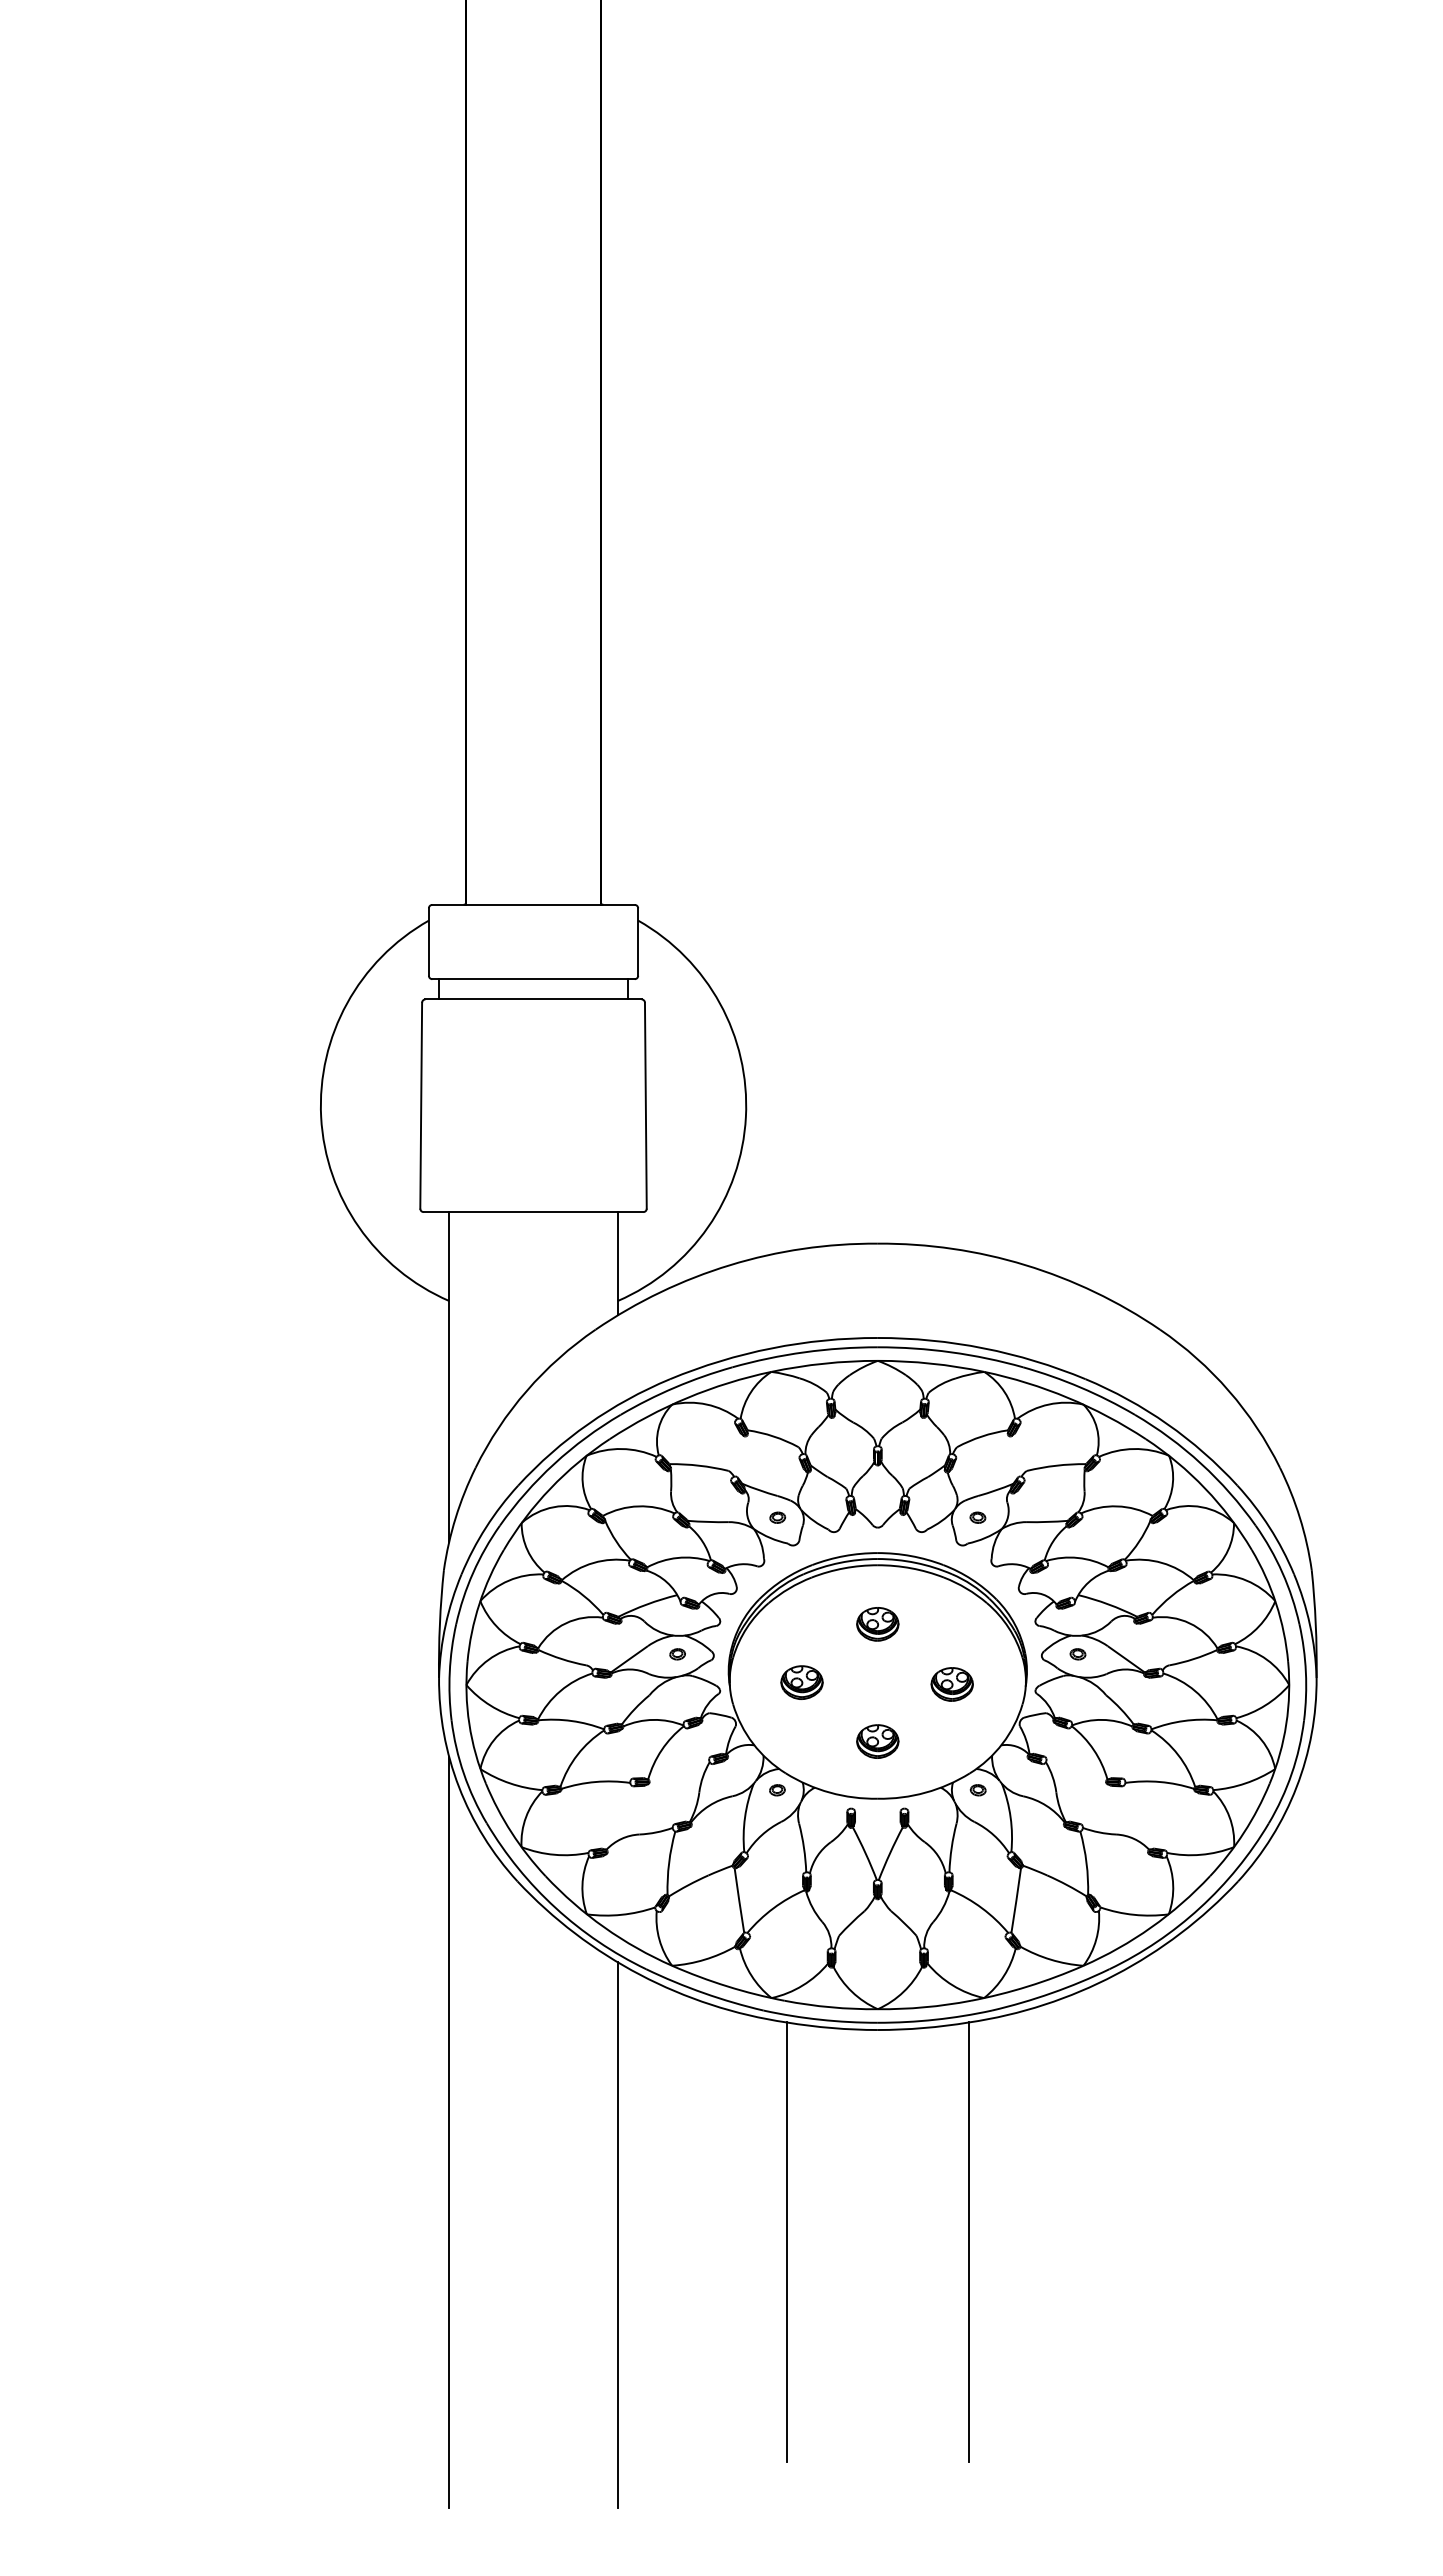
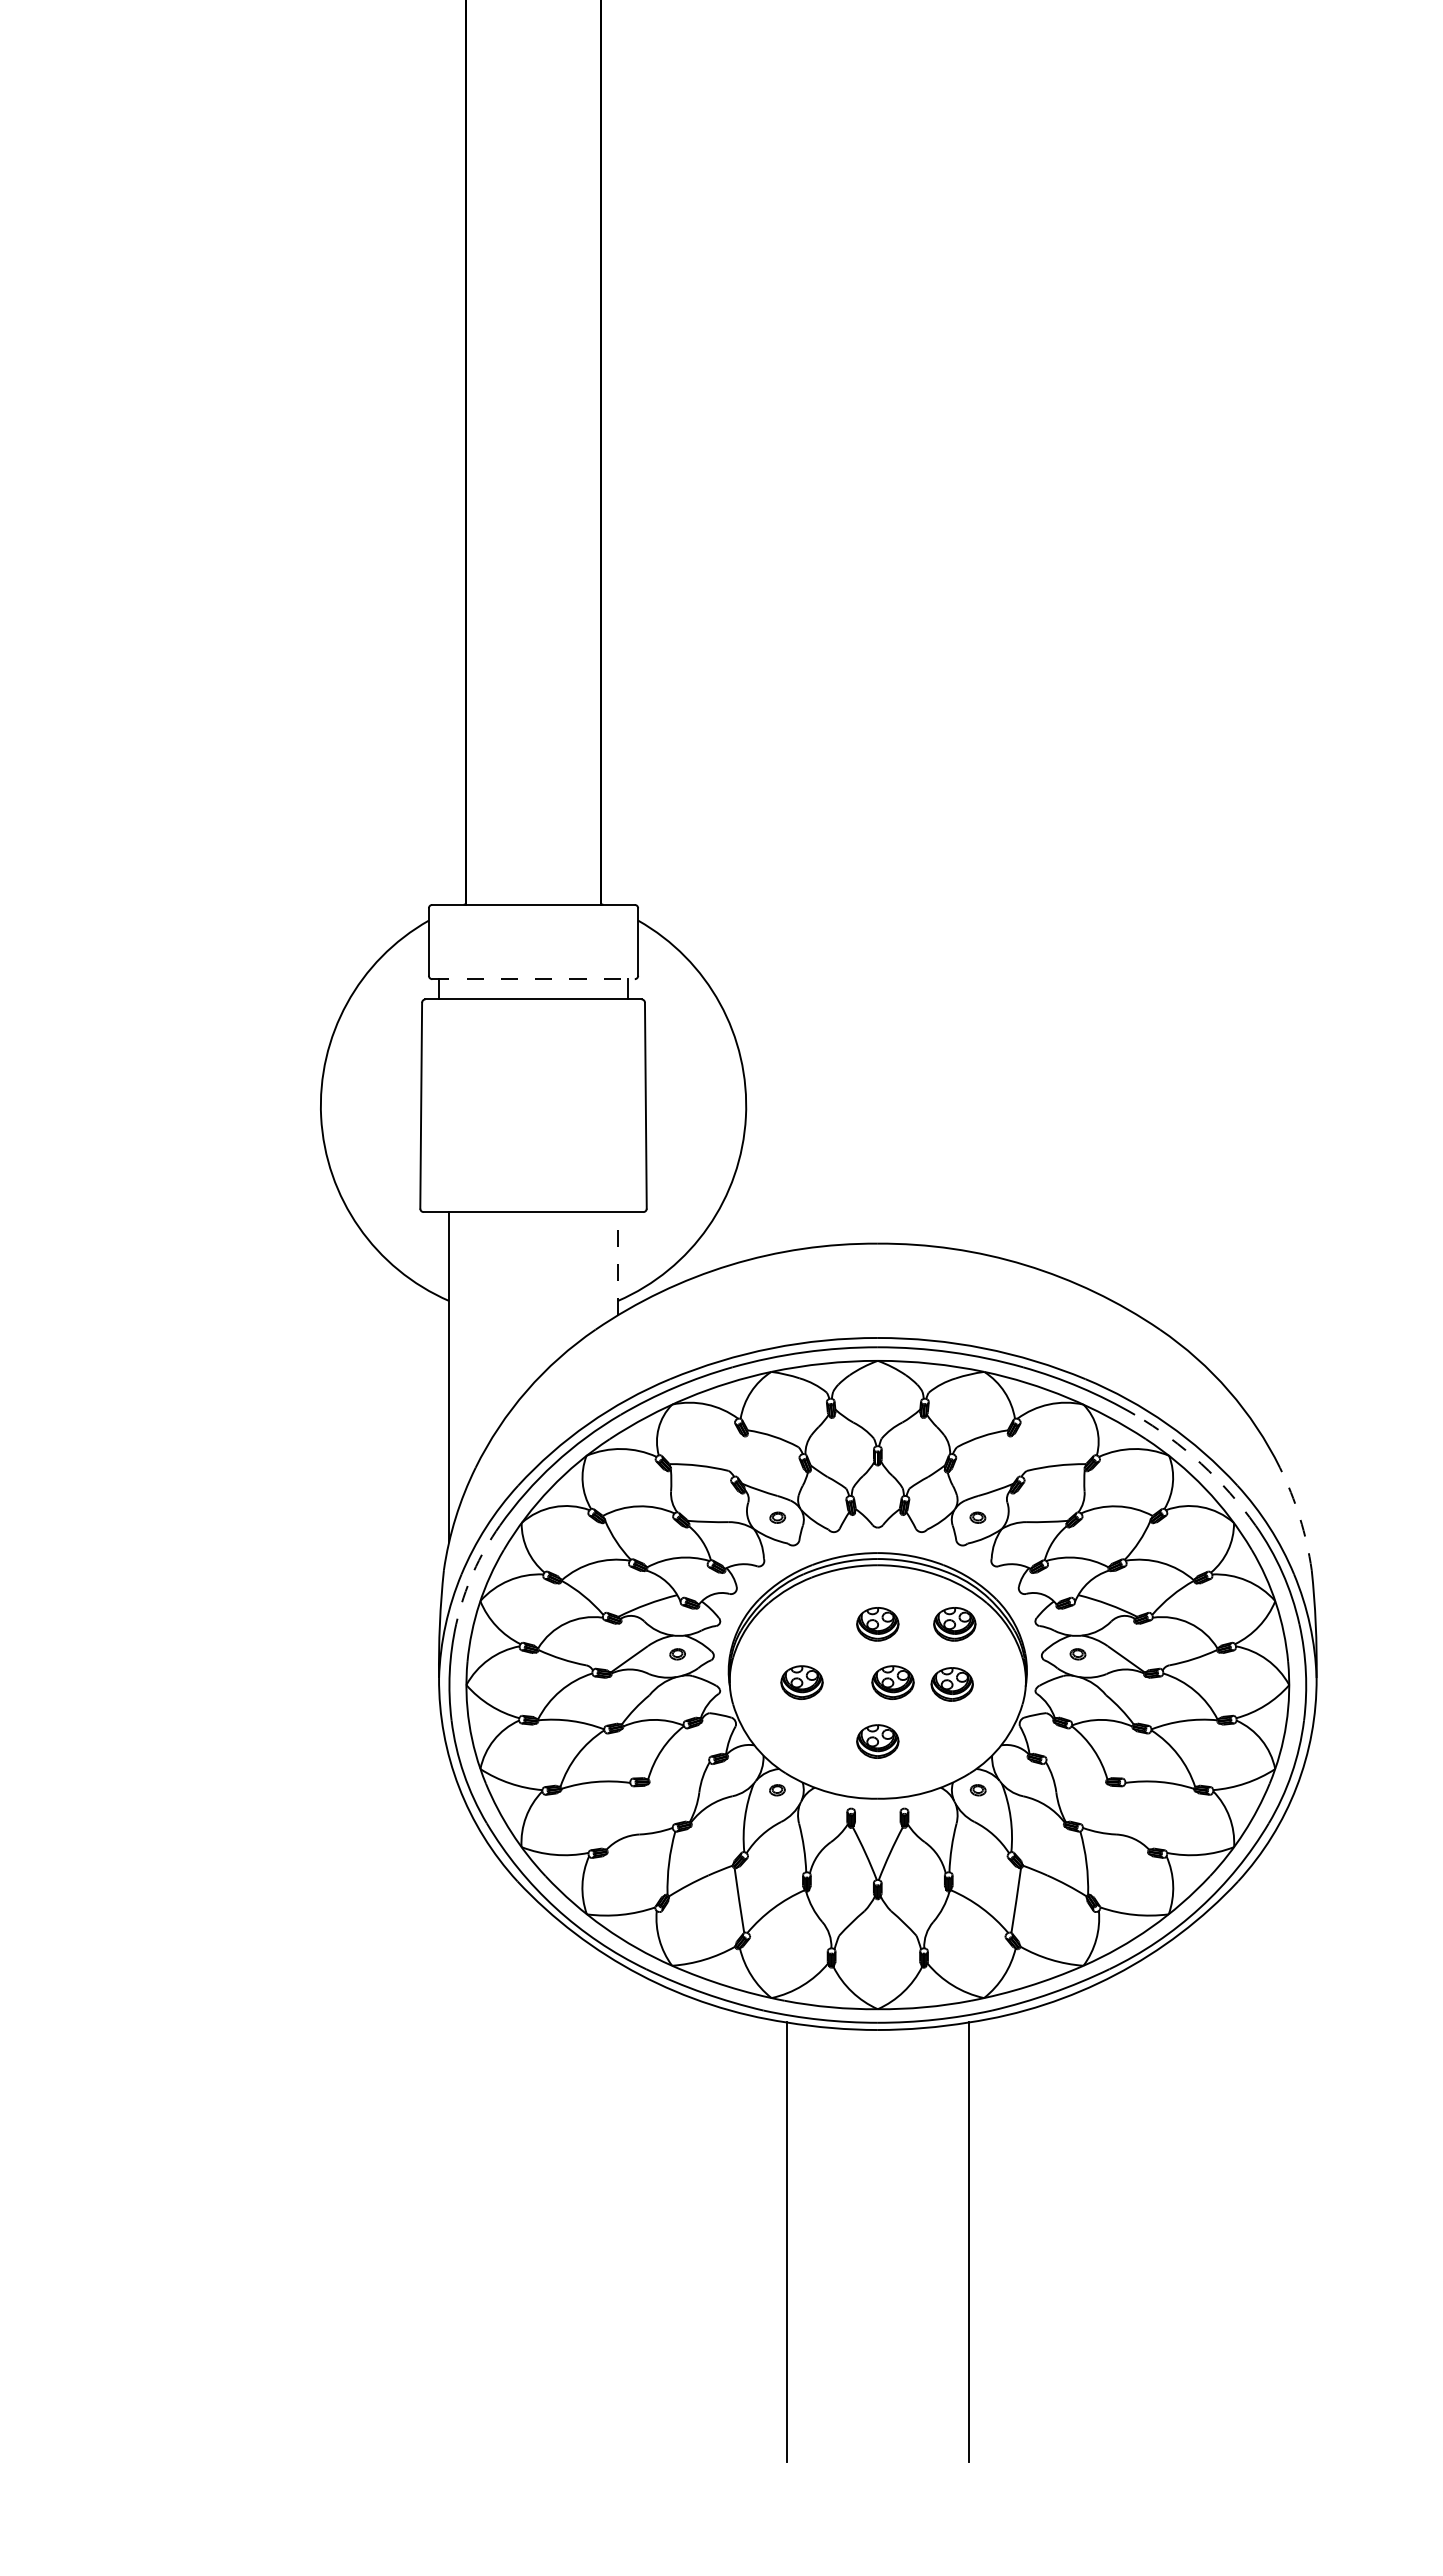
line: solid -> dashed (534, 979)
line: solid -> dashed (617, 1263)
arc: solid -> dashed (1201, 1463)
arc: solid -> dashed (1299, 1517)
arc: solid -> dashed (473, 1572)
part: none -> present (954, 1624)
part: none -> present (892, 1682)
line: present -> none (449, 2131)
line: present -> none (617, 2234)
